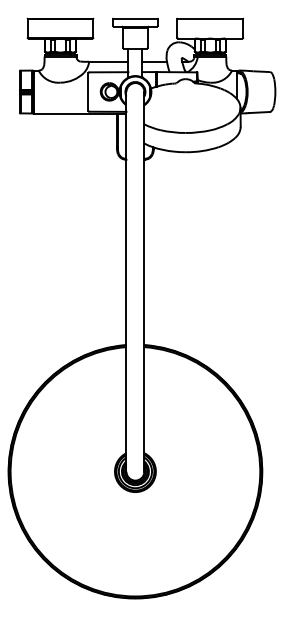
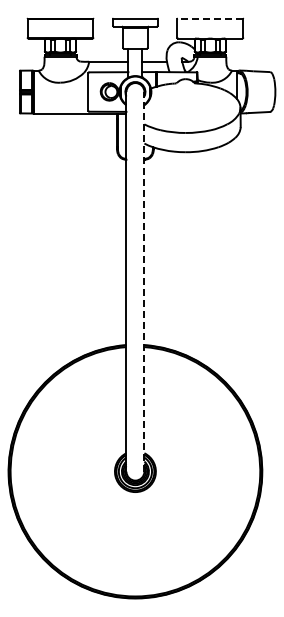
line: solid -> dashed (209, 18)
line: solid -> dashed (144, 281)
